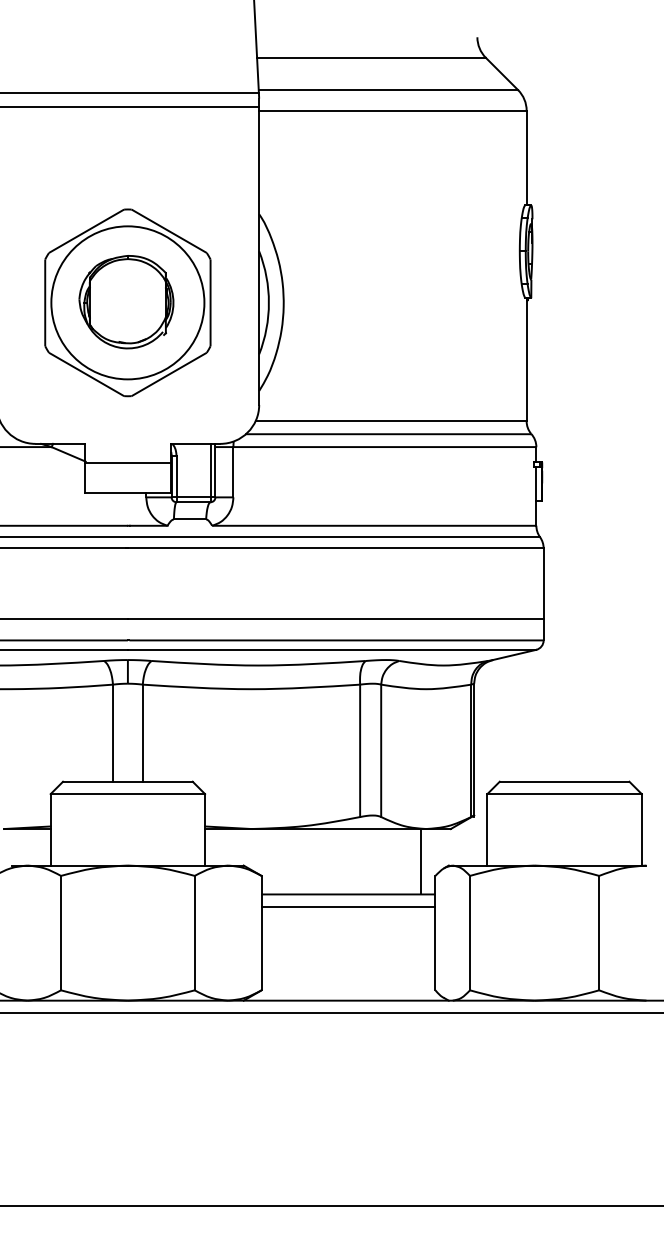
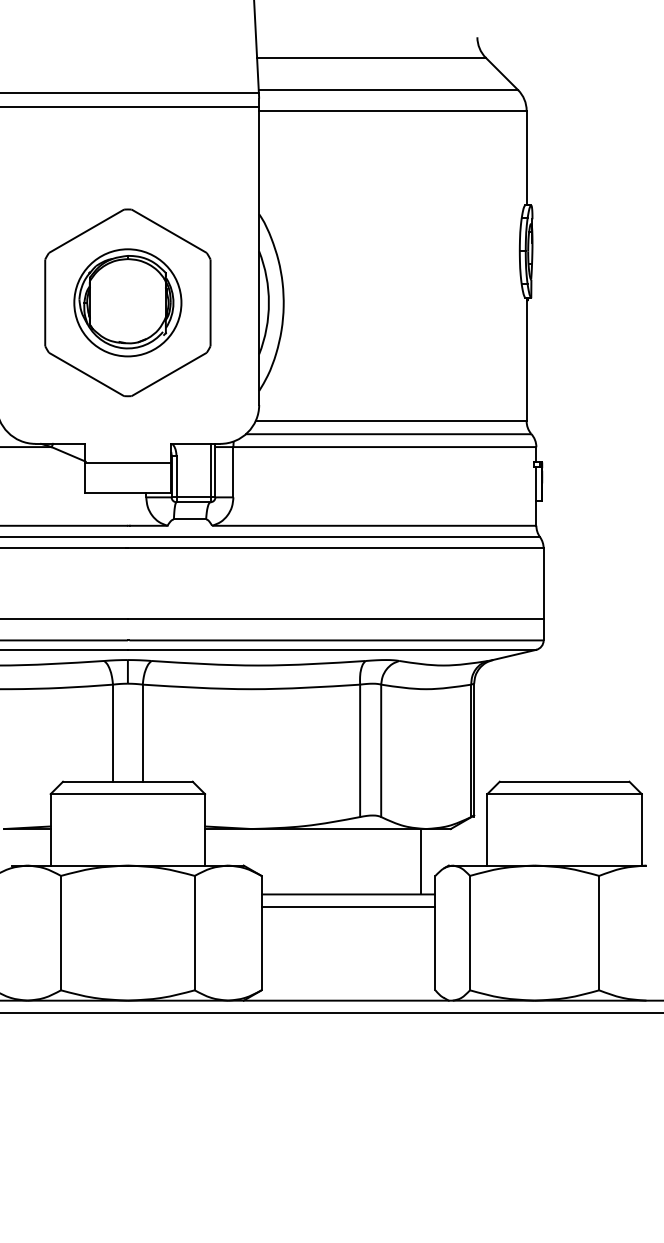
circle diameter: 153 px -> 107 px (127, 302)
line: present -> none (331, 1205)
